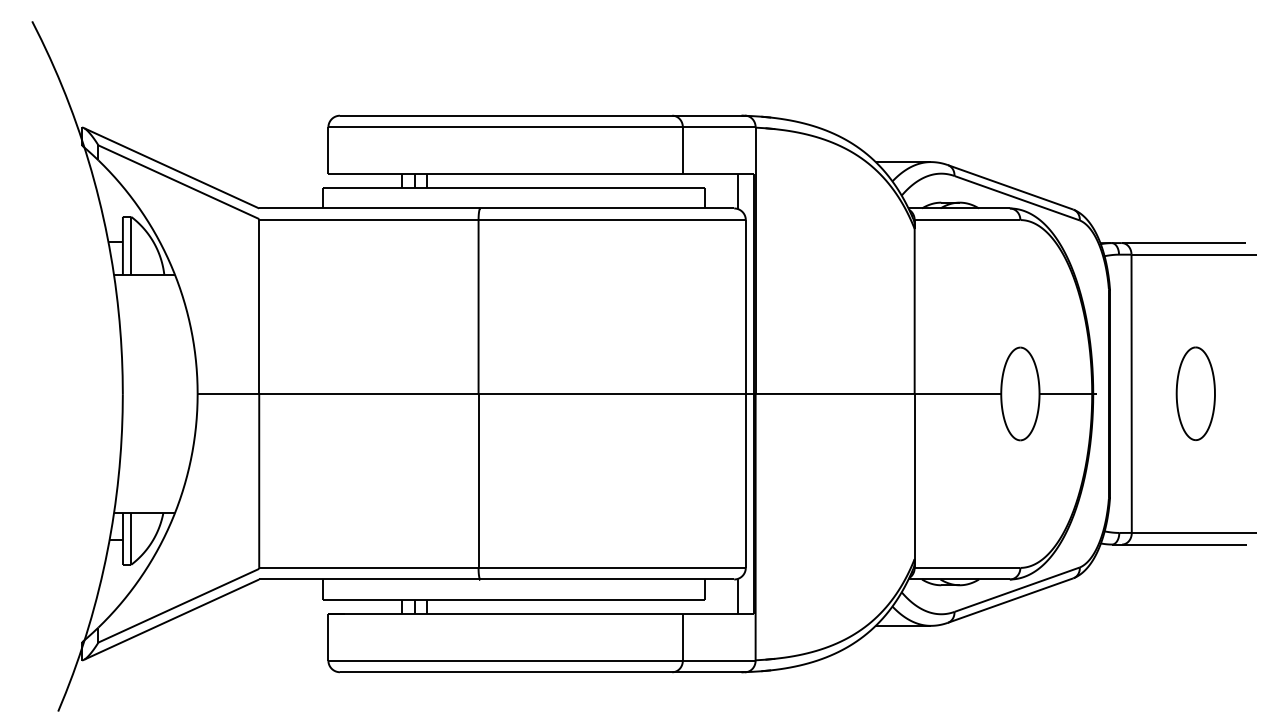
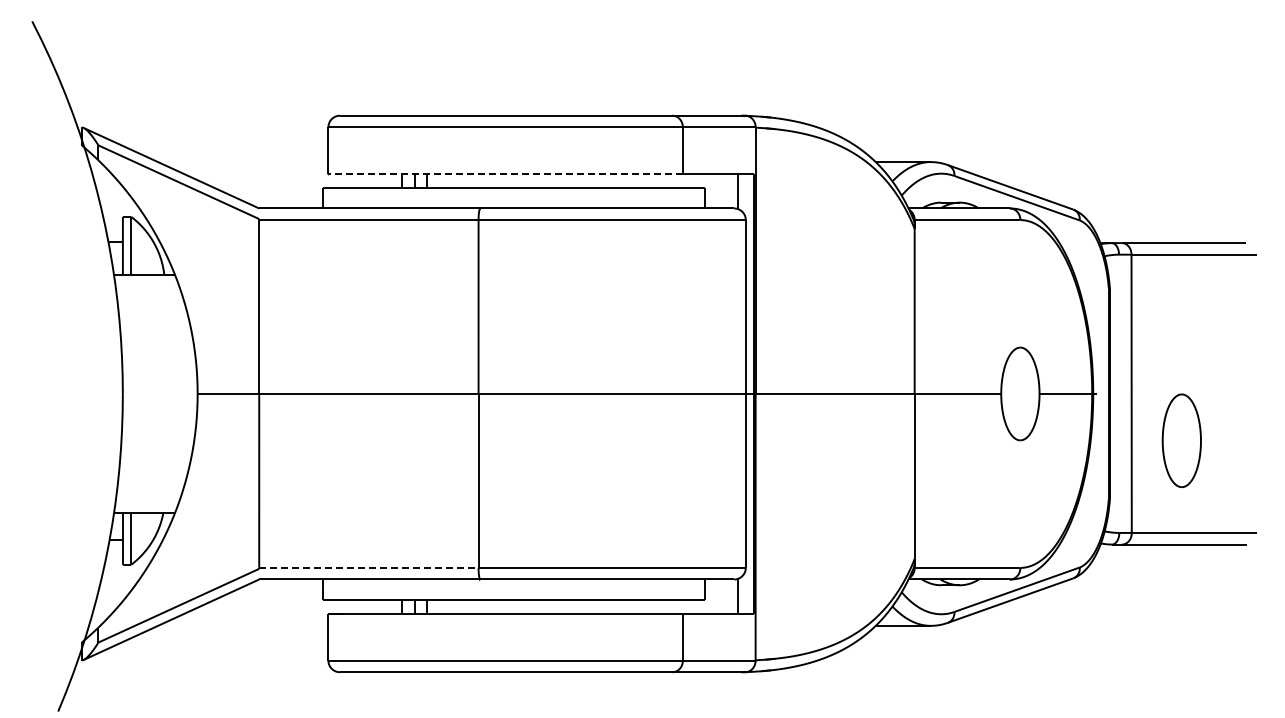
line: solid -> dashed (505, 173)
part position: (1195, 393) -> (1181, 440) (1181, 440)
line: solid -> dashed (368, 567)
